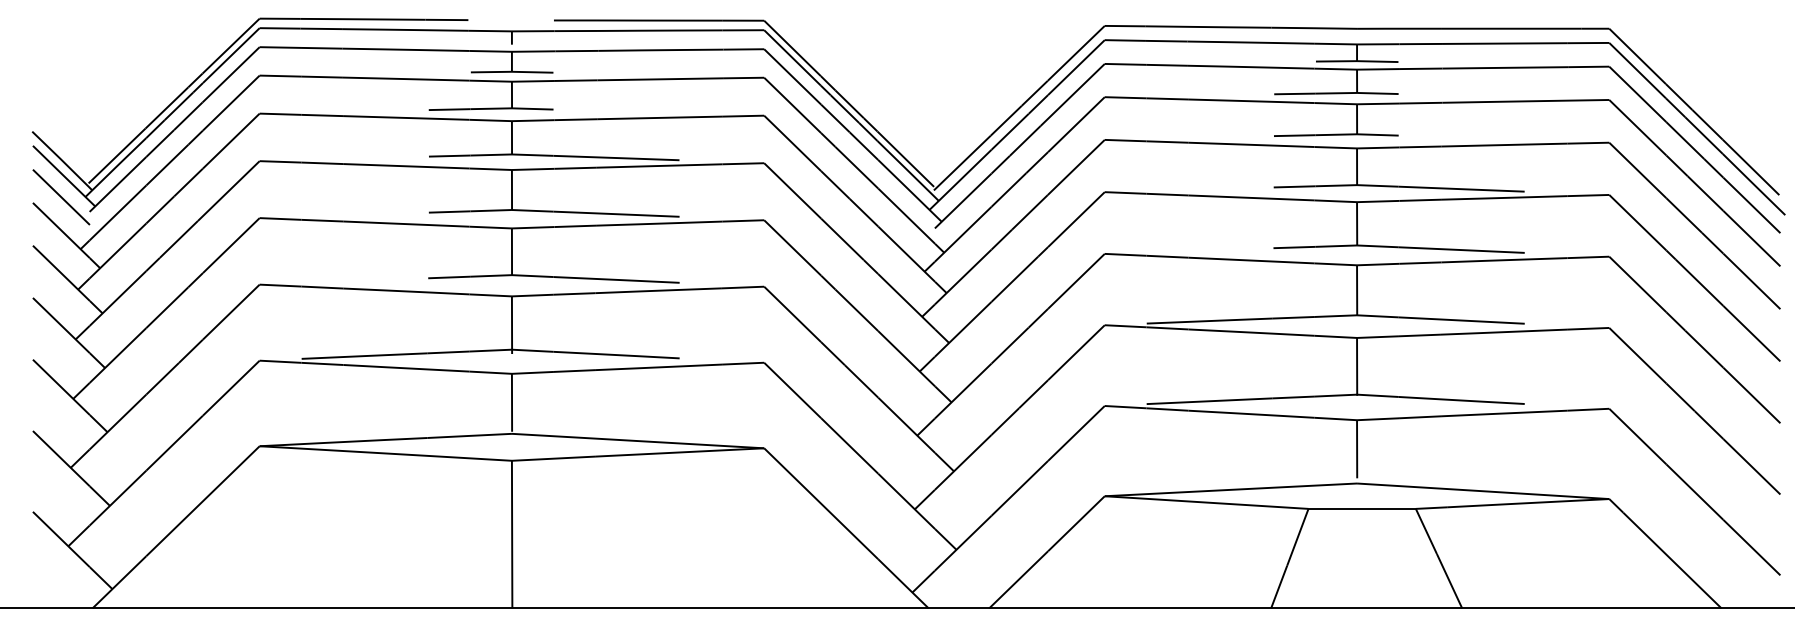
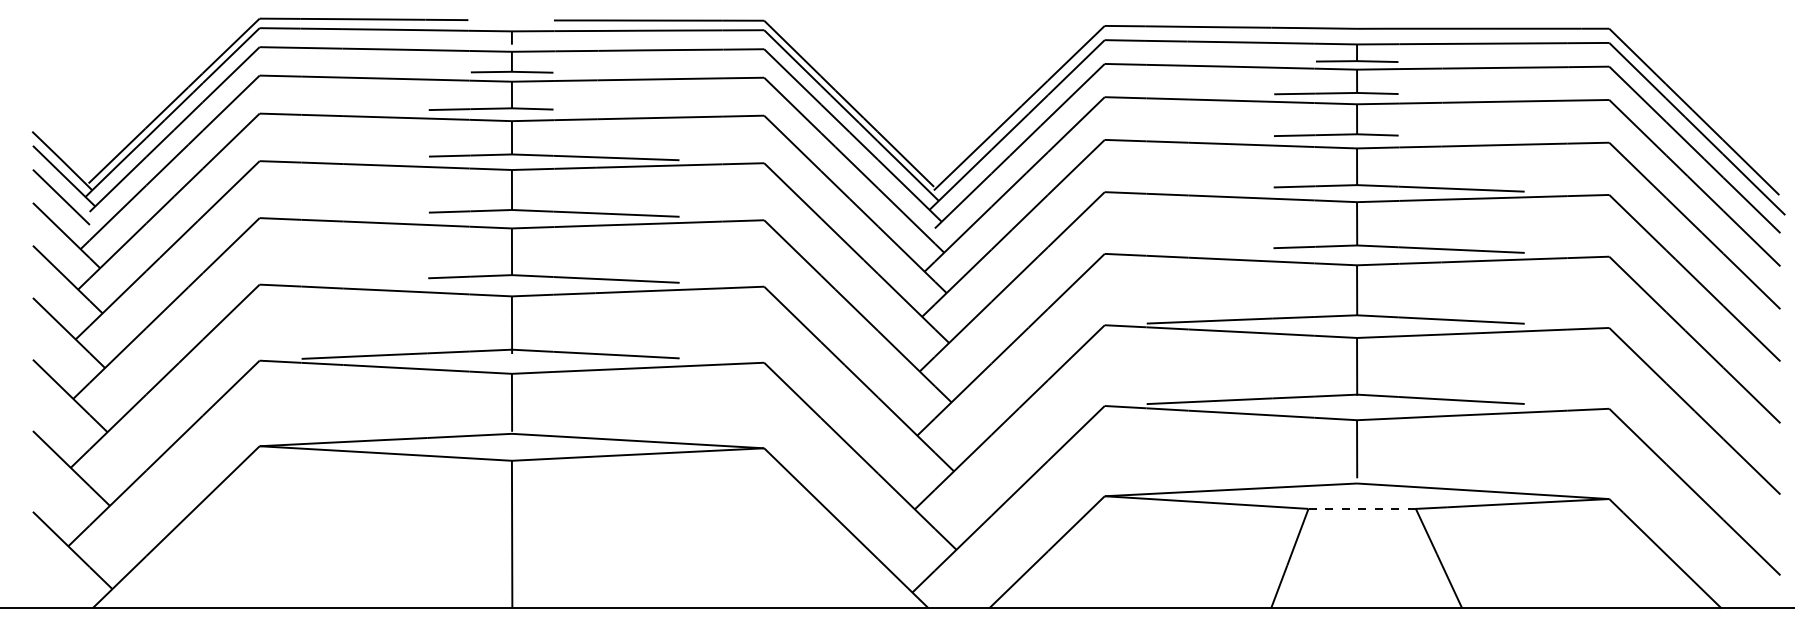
line: solid -> dashed (1362, 508)
